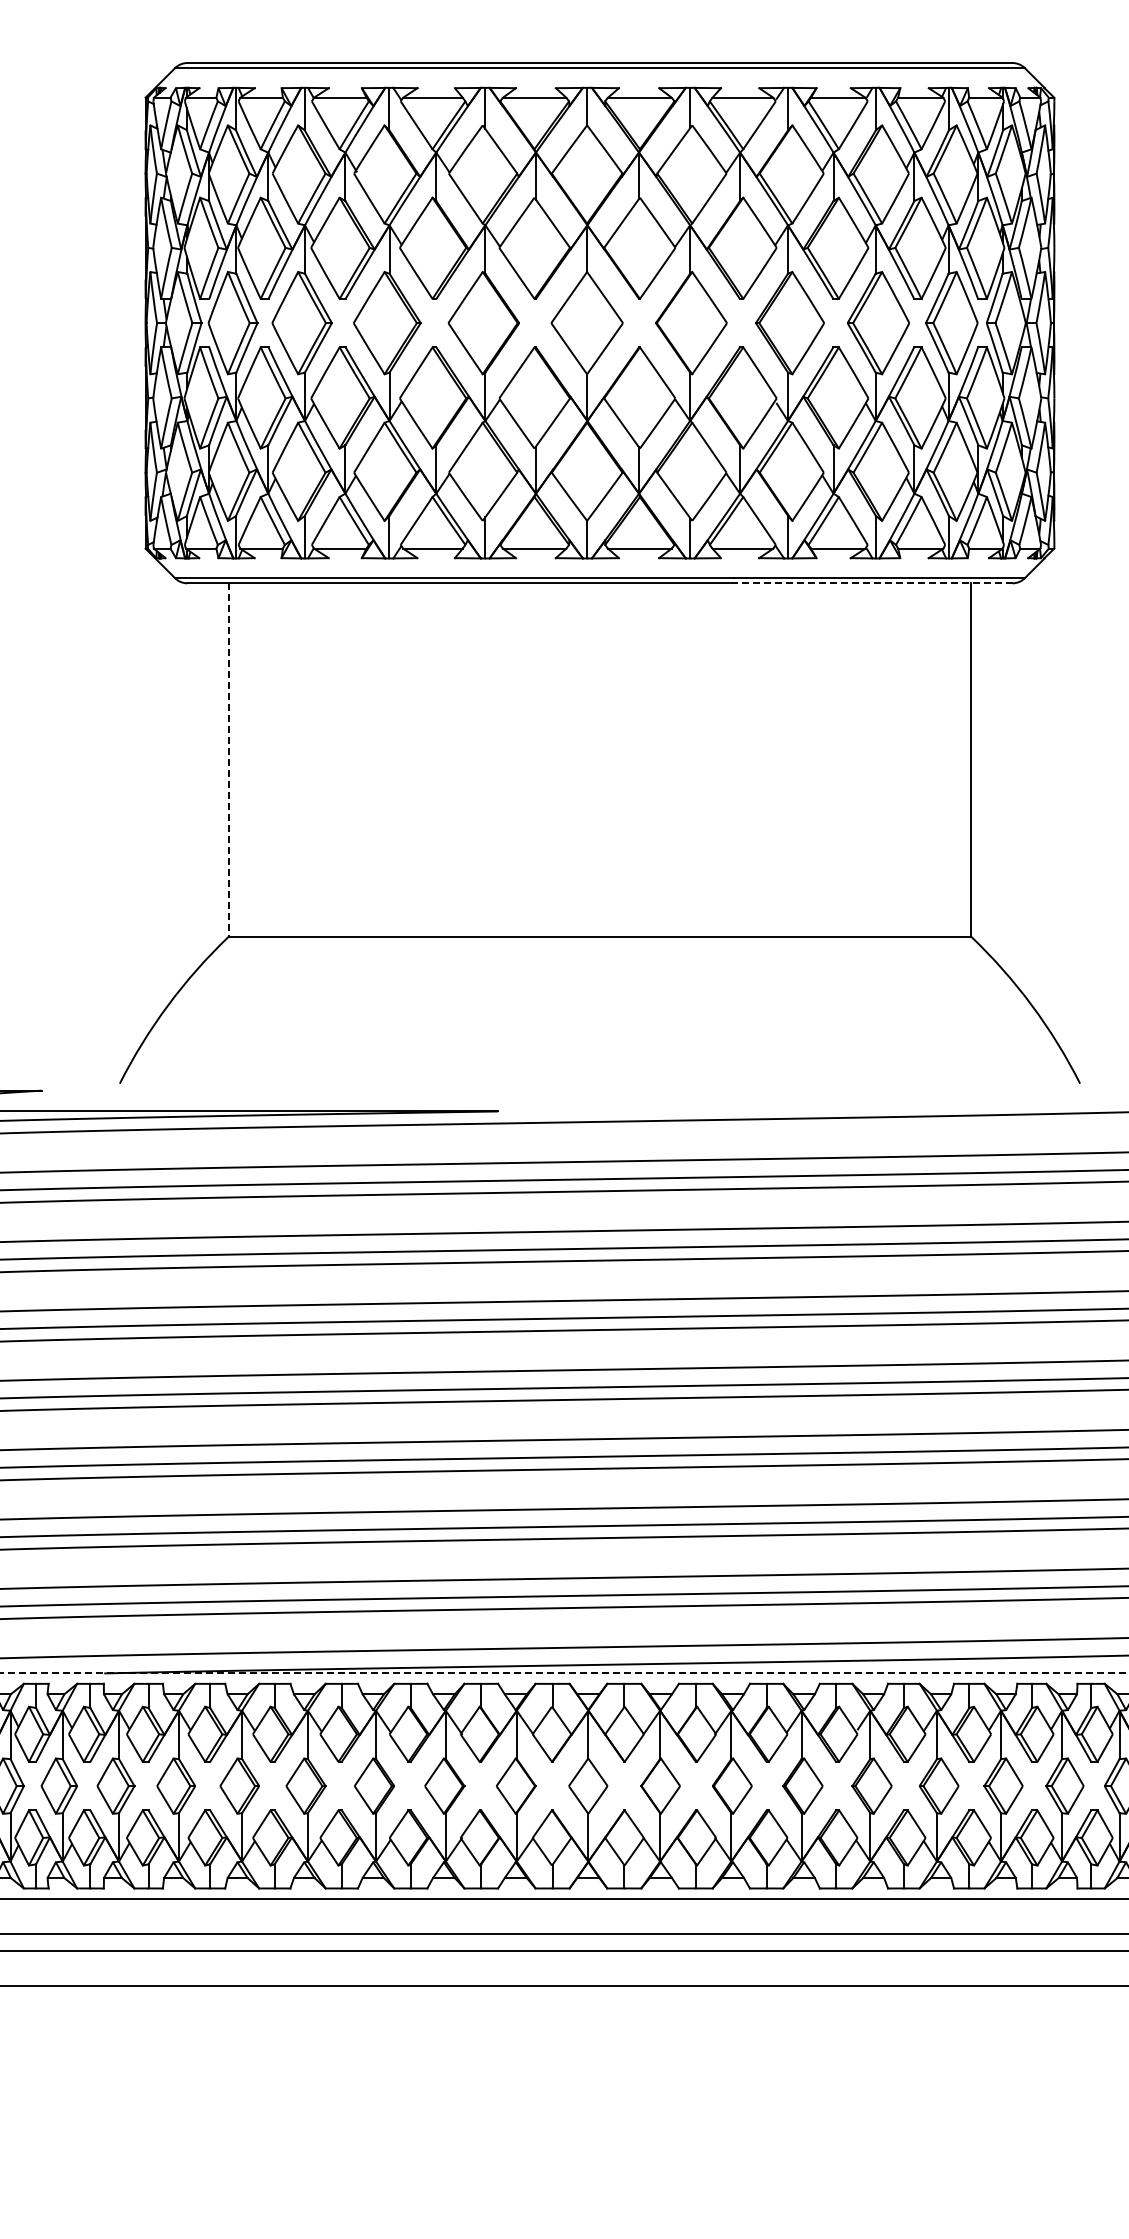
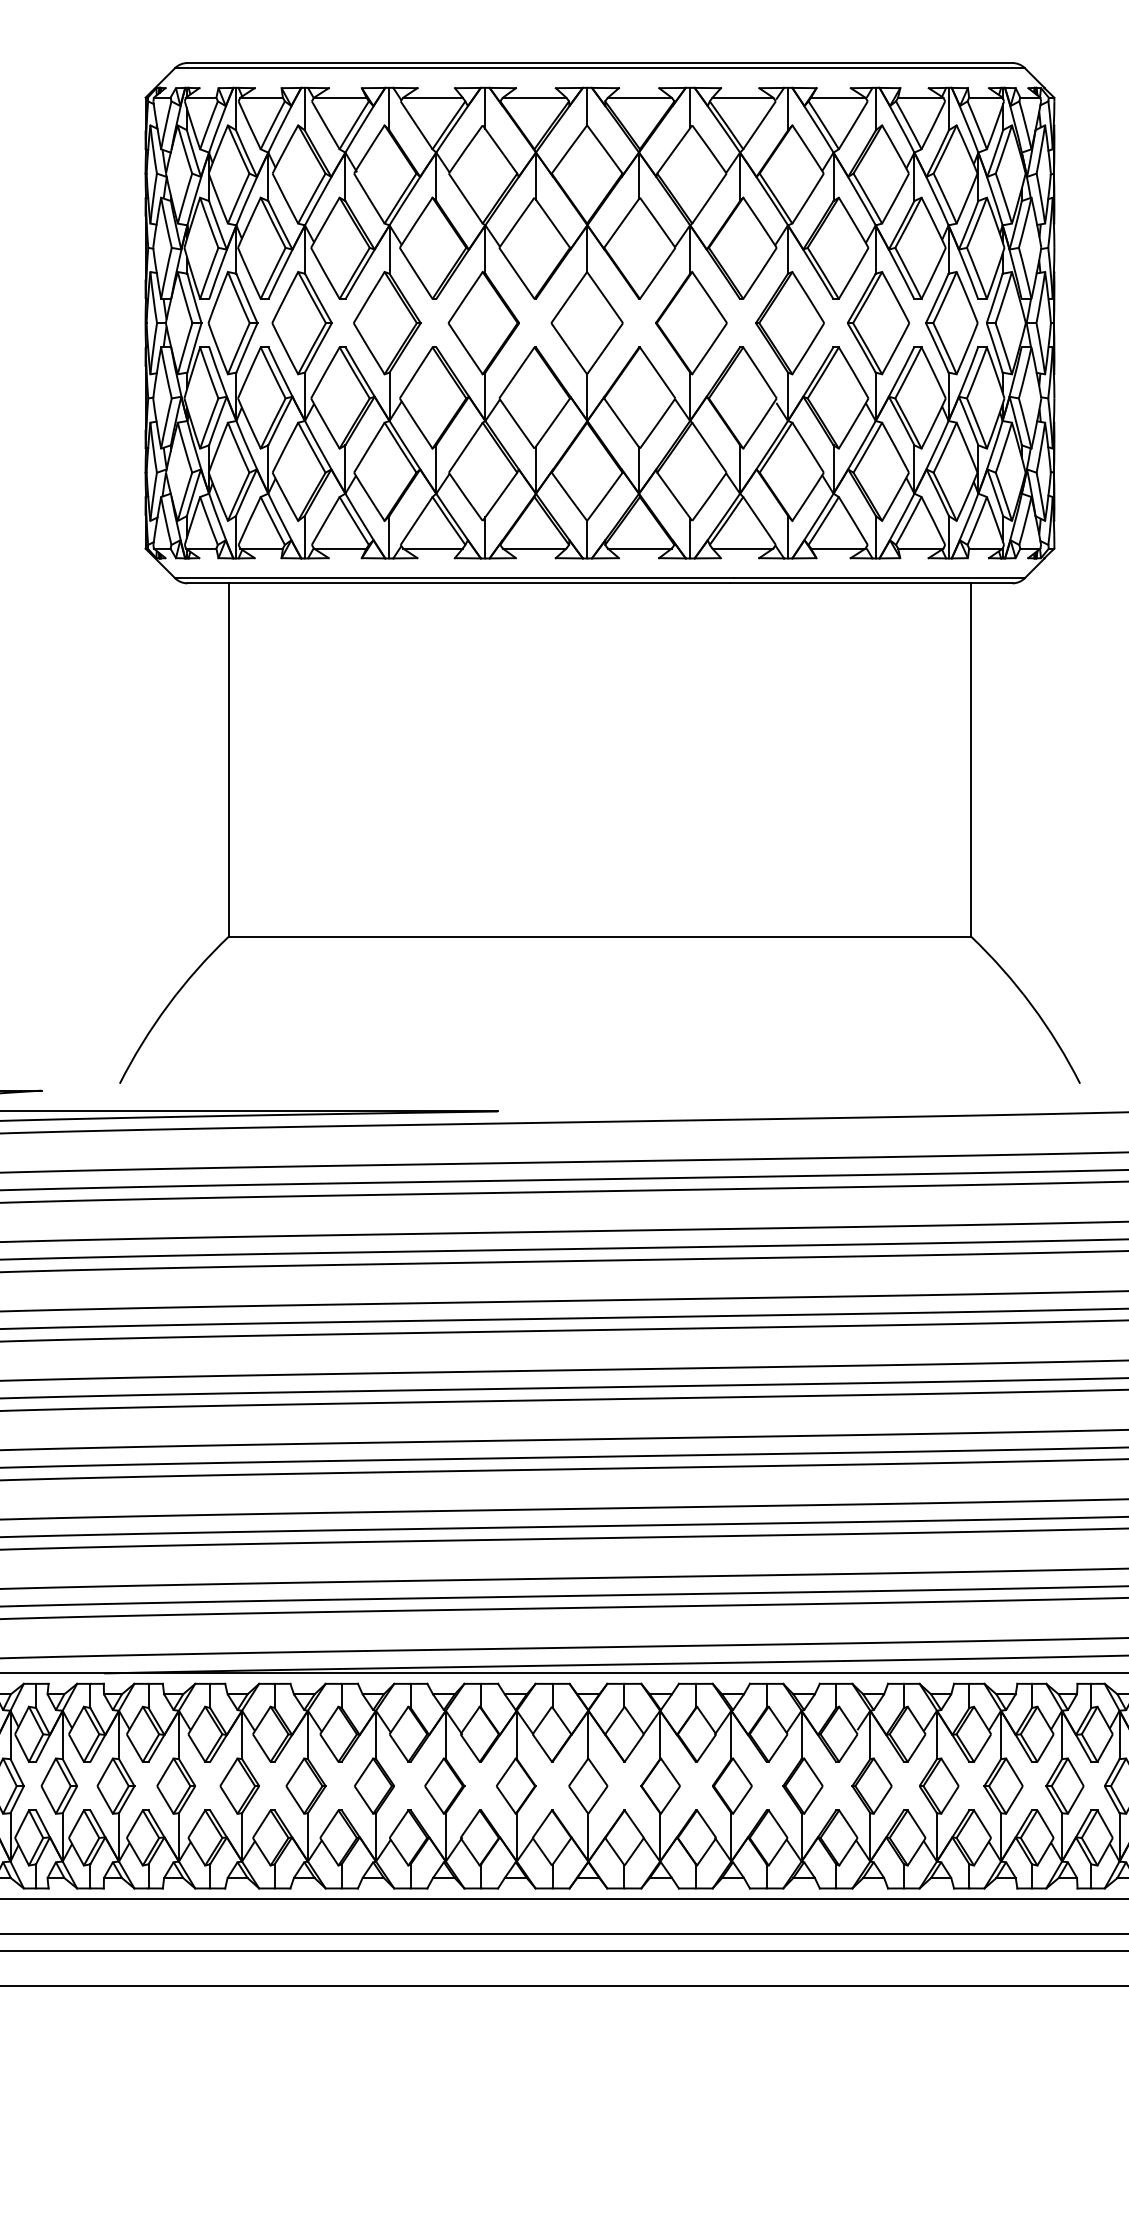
line: dashed -> solid (870, 583)
line: dashed -> solid (228, 760)
line: dashed -> solid (564, 1673)
